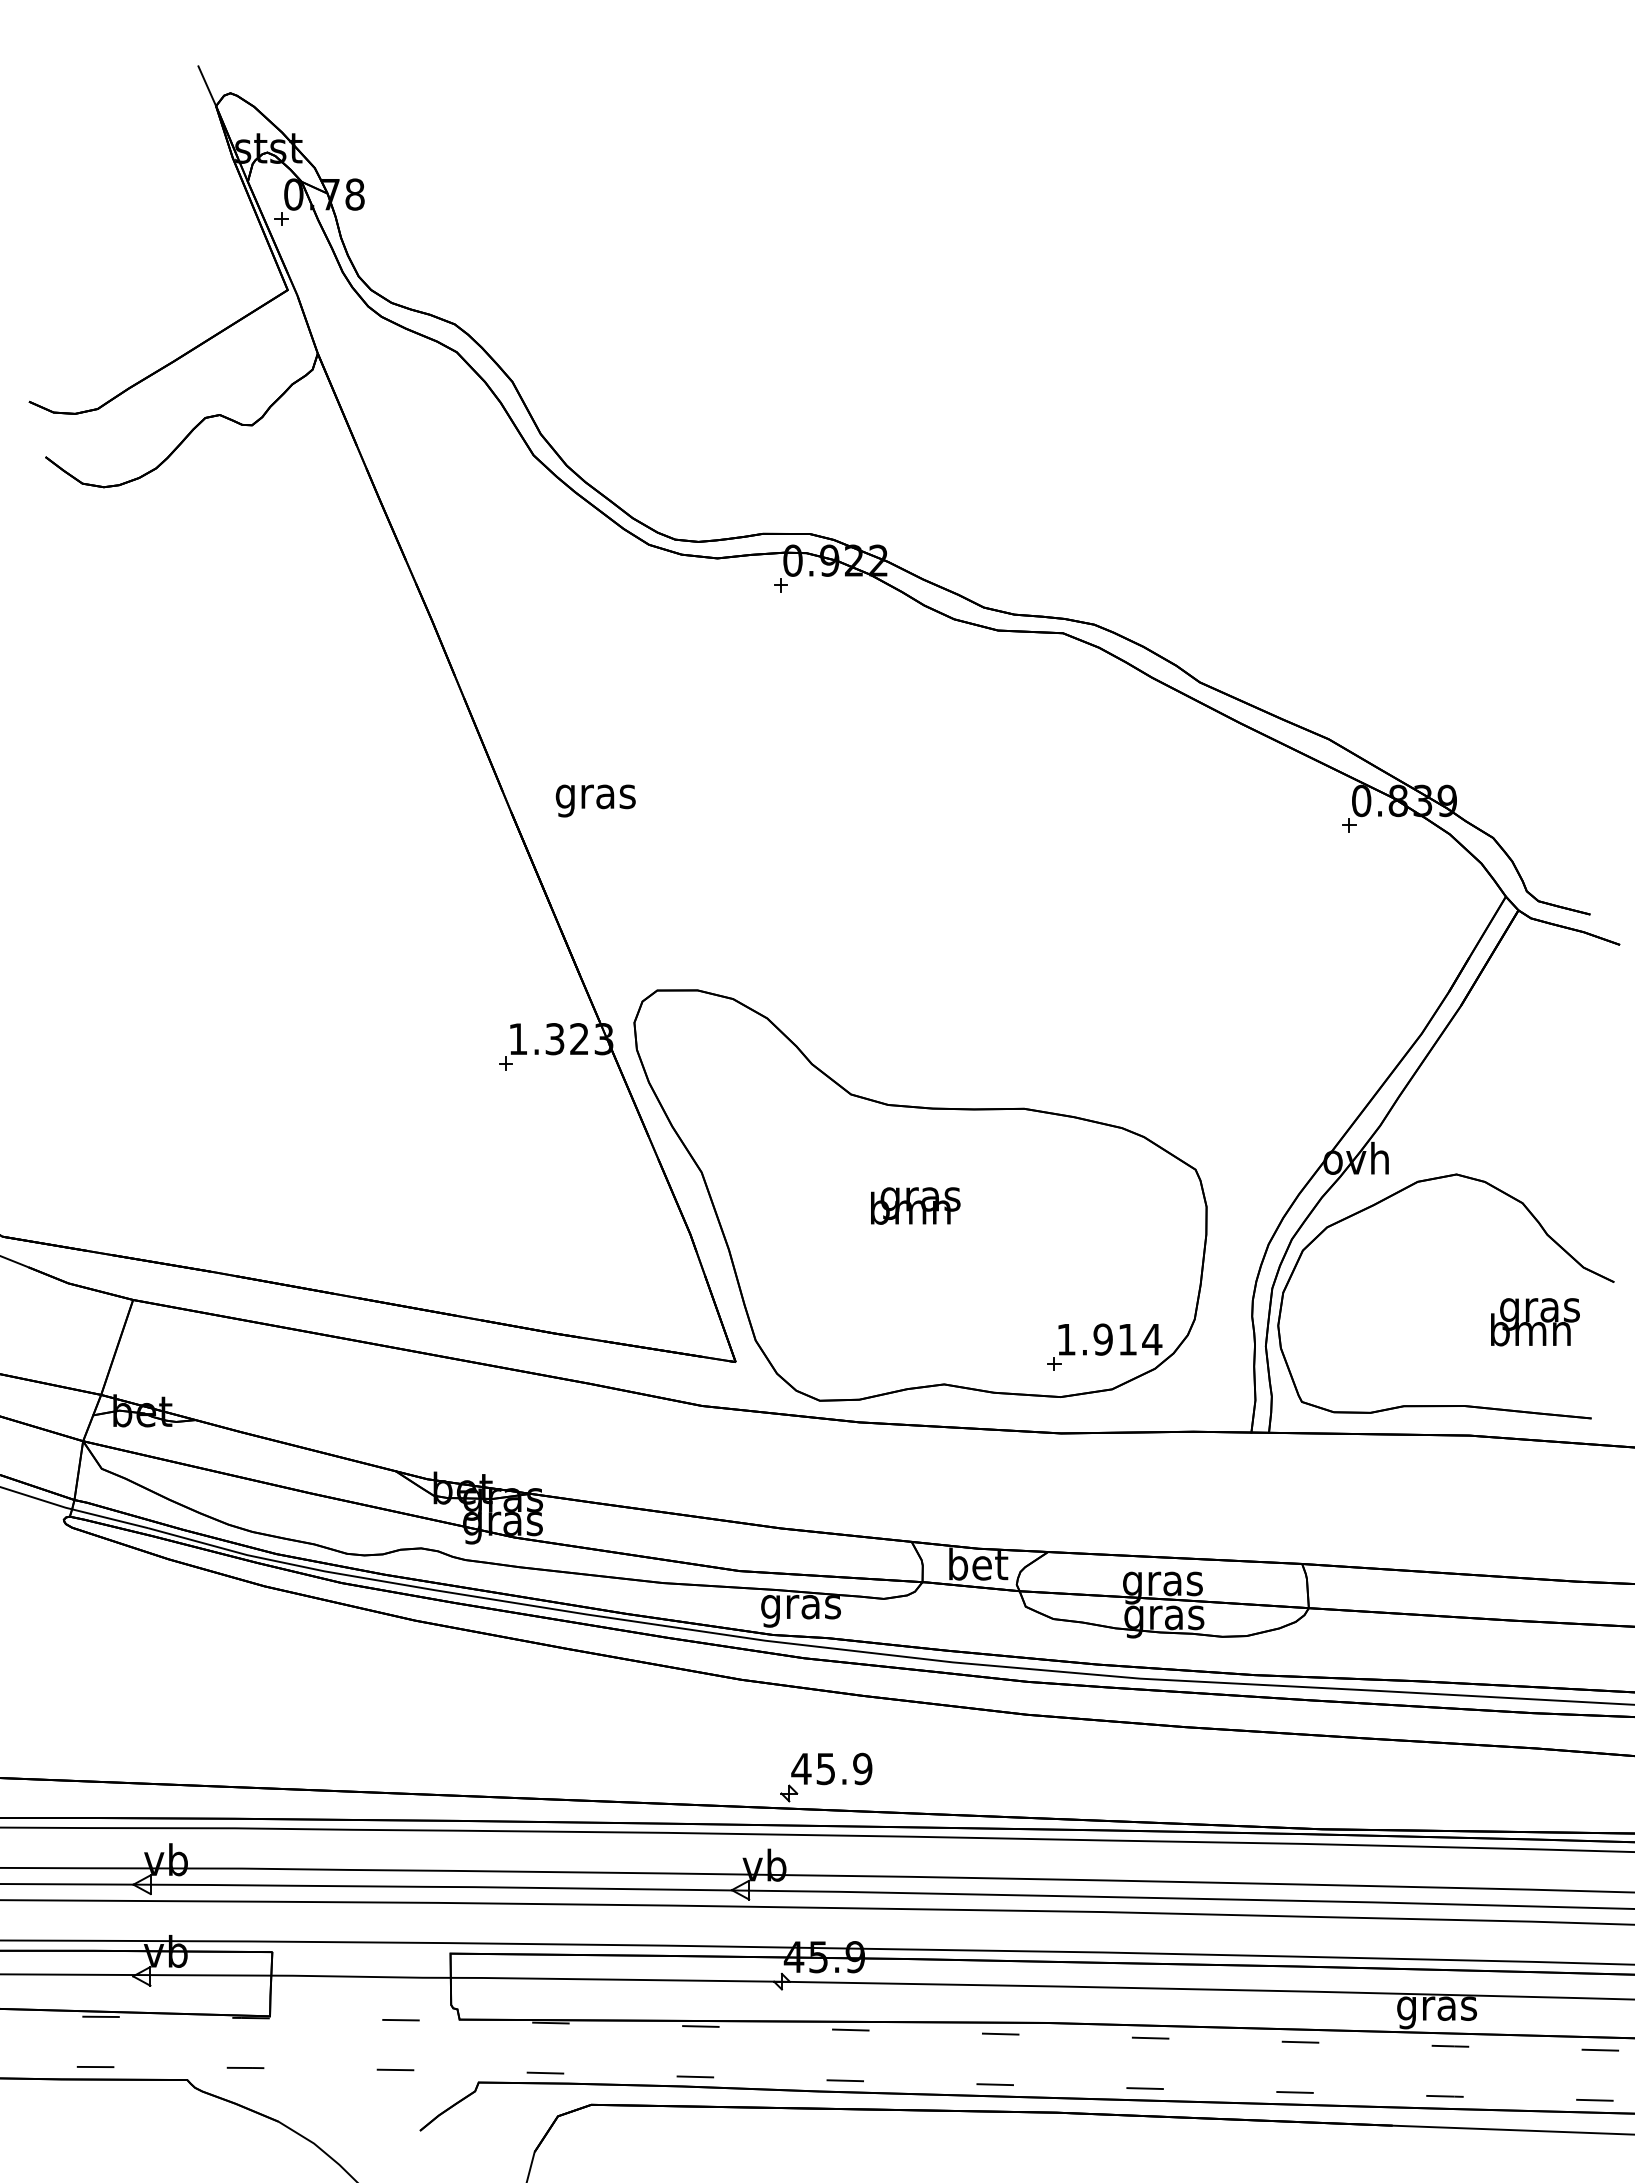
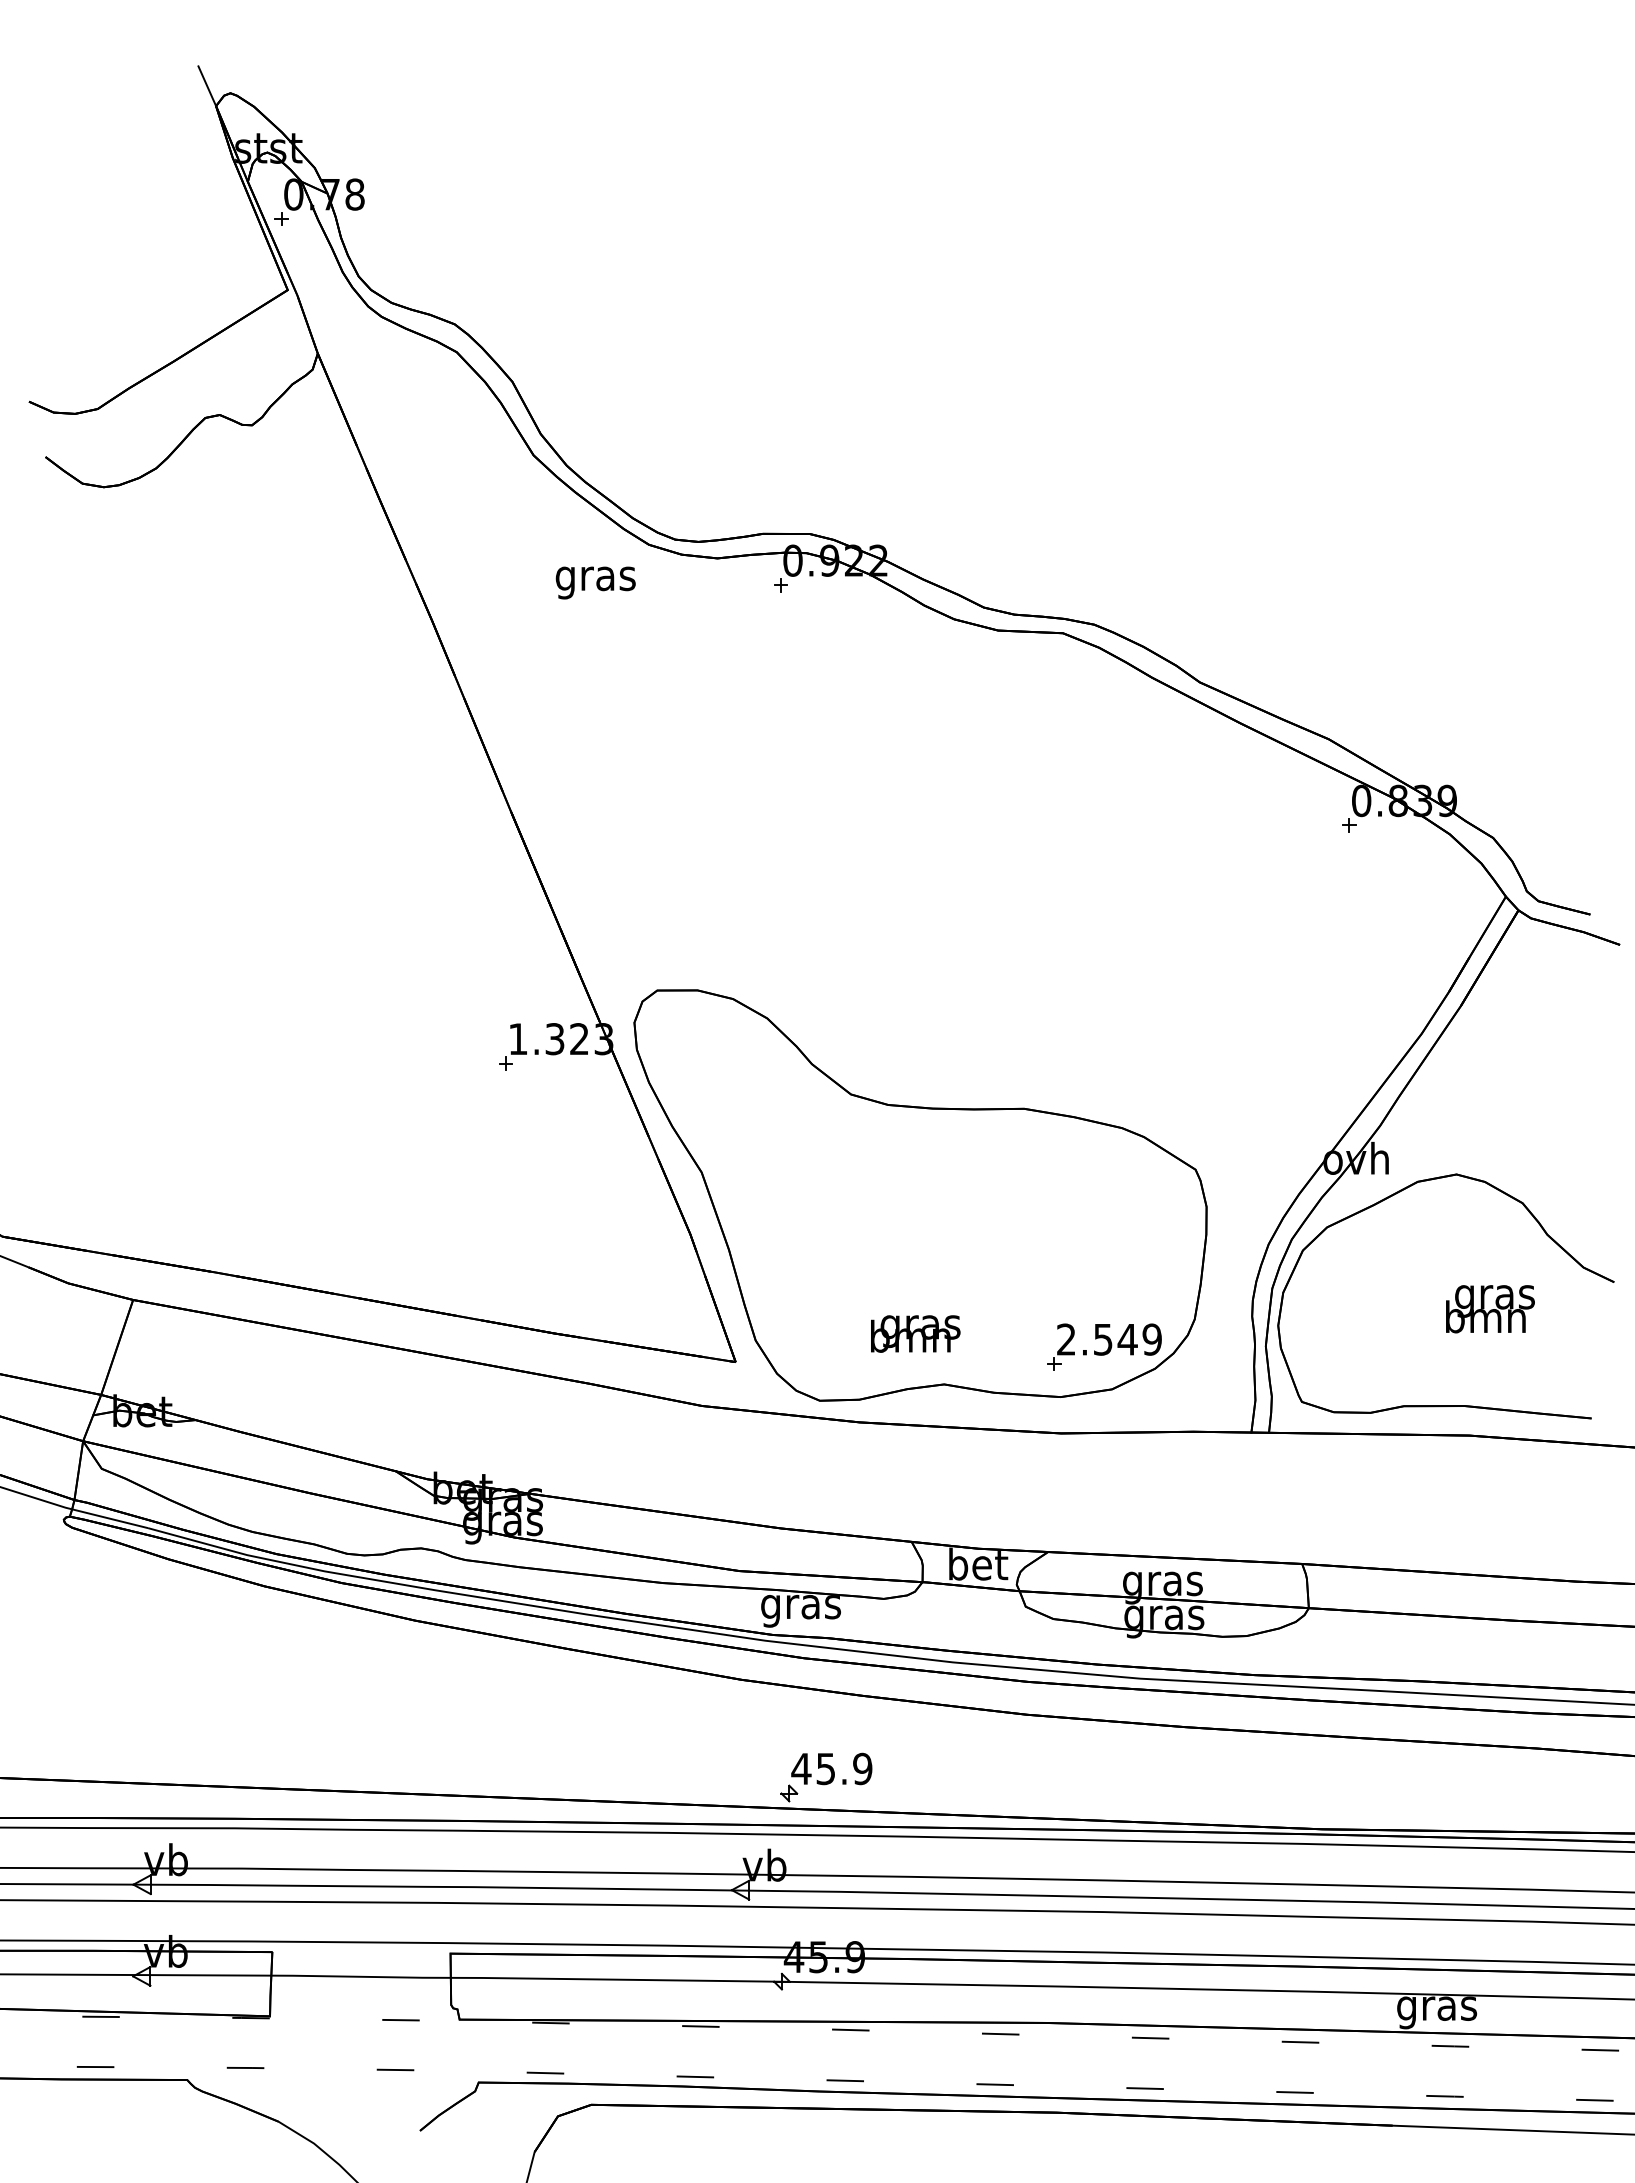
text position: (595, 800) -> (595, 582) (595, 582)
text position: (915, 1205) -> (915, 1333) (915, 1333)
text position: (1535, 1322) -> (1490, 1309) (1490, 1309)
text: 1.914 -> 2.549 (1109, 1339)
